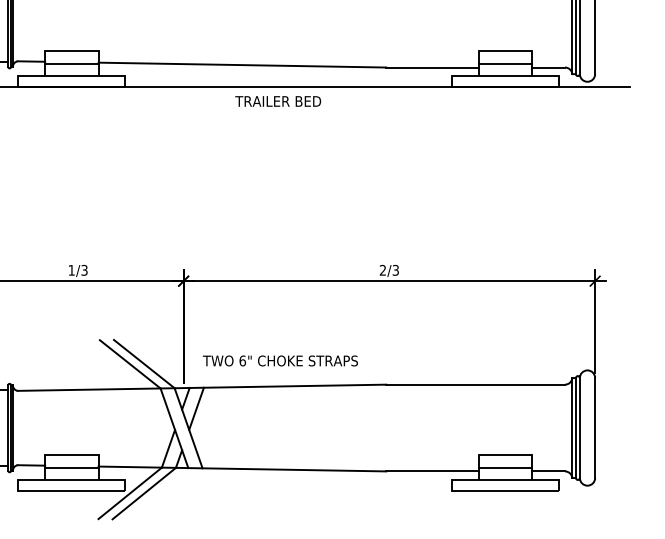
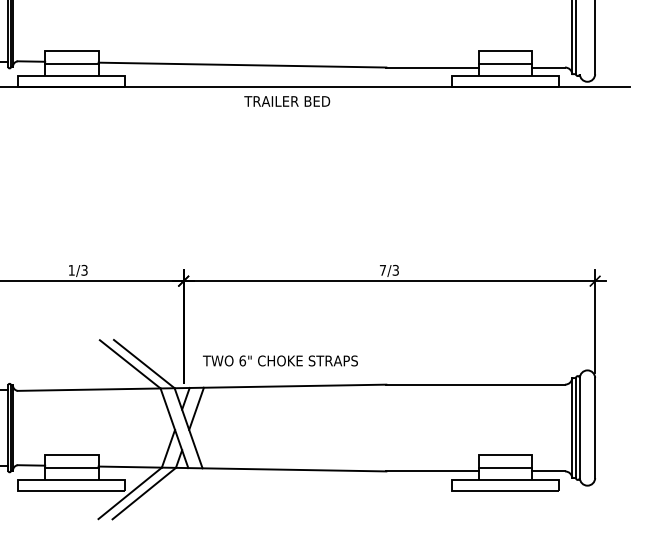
line: present -> none (579, 38)
text position: (278, 101) -> (287, 101) (287, 101)
text: 2/3 -> 7/3 (382, 269)
